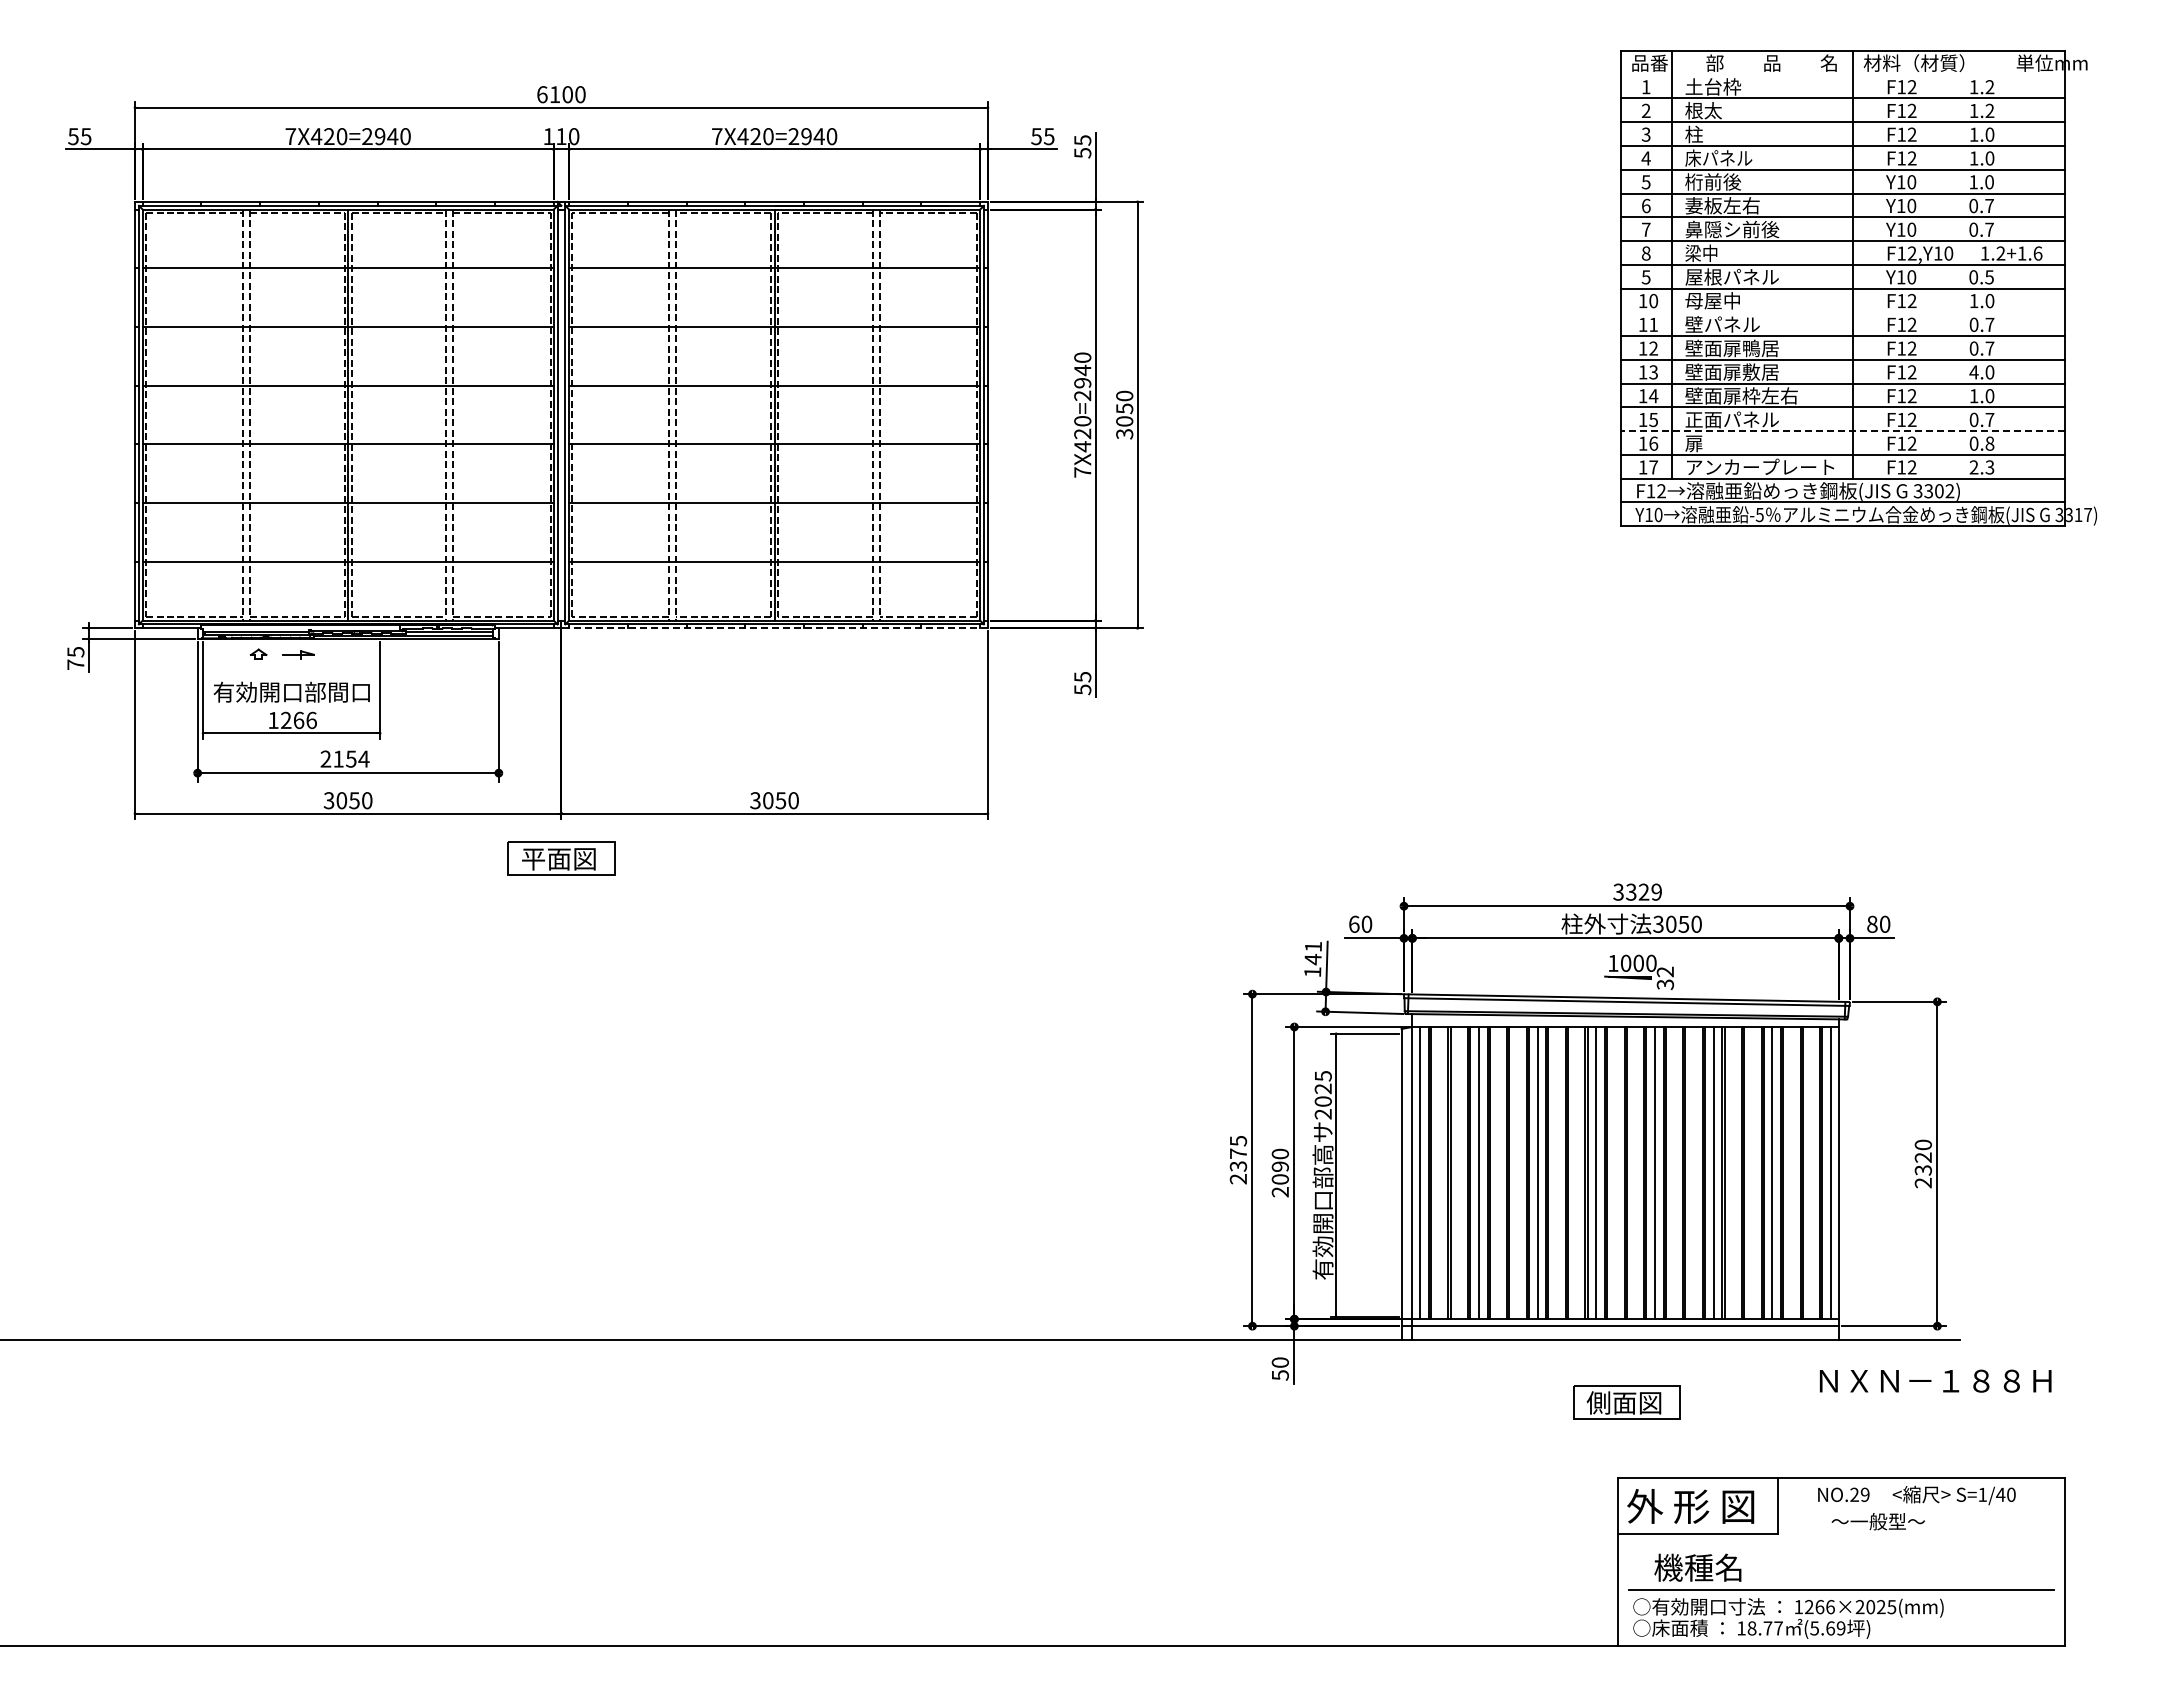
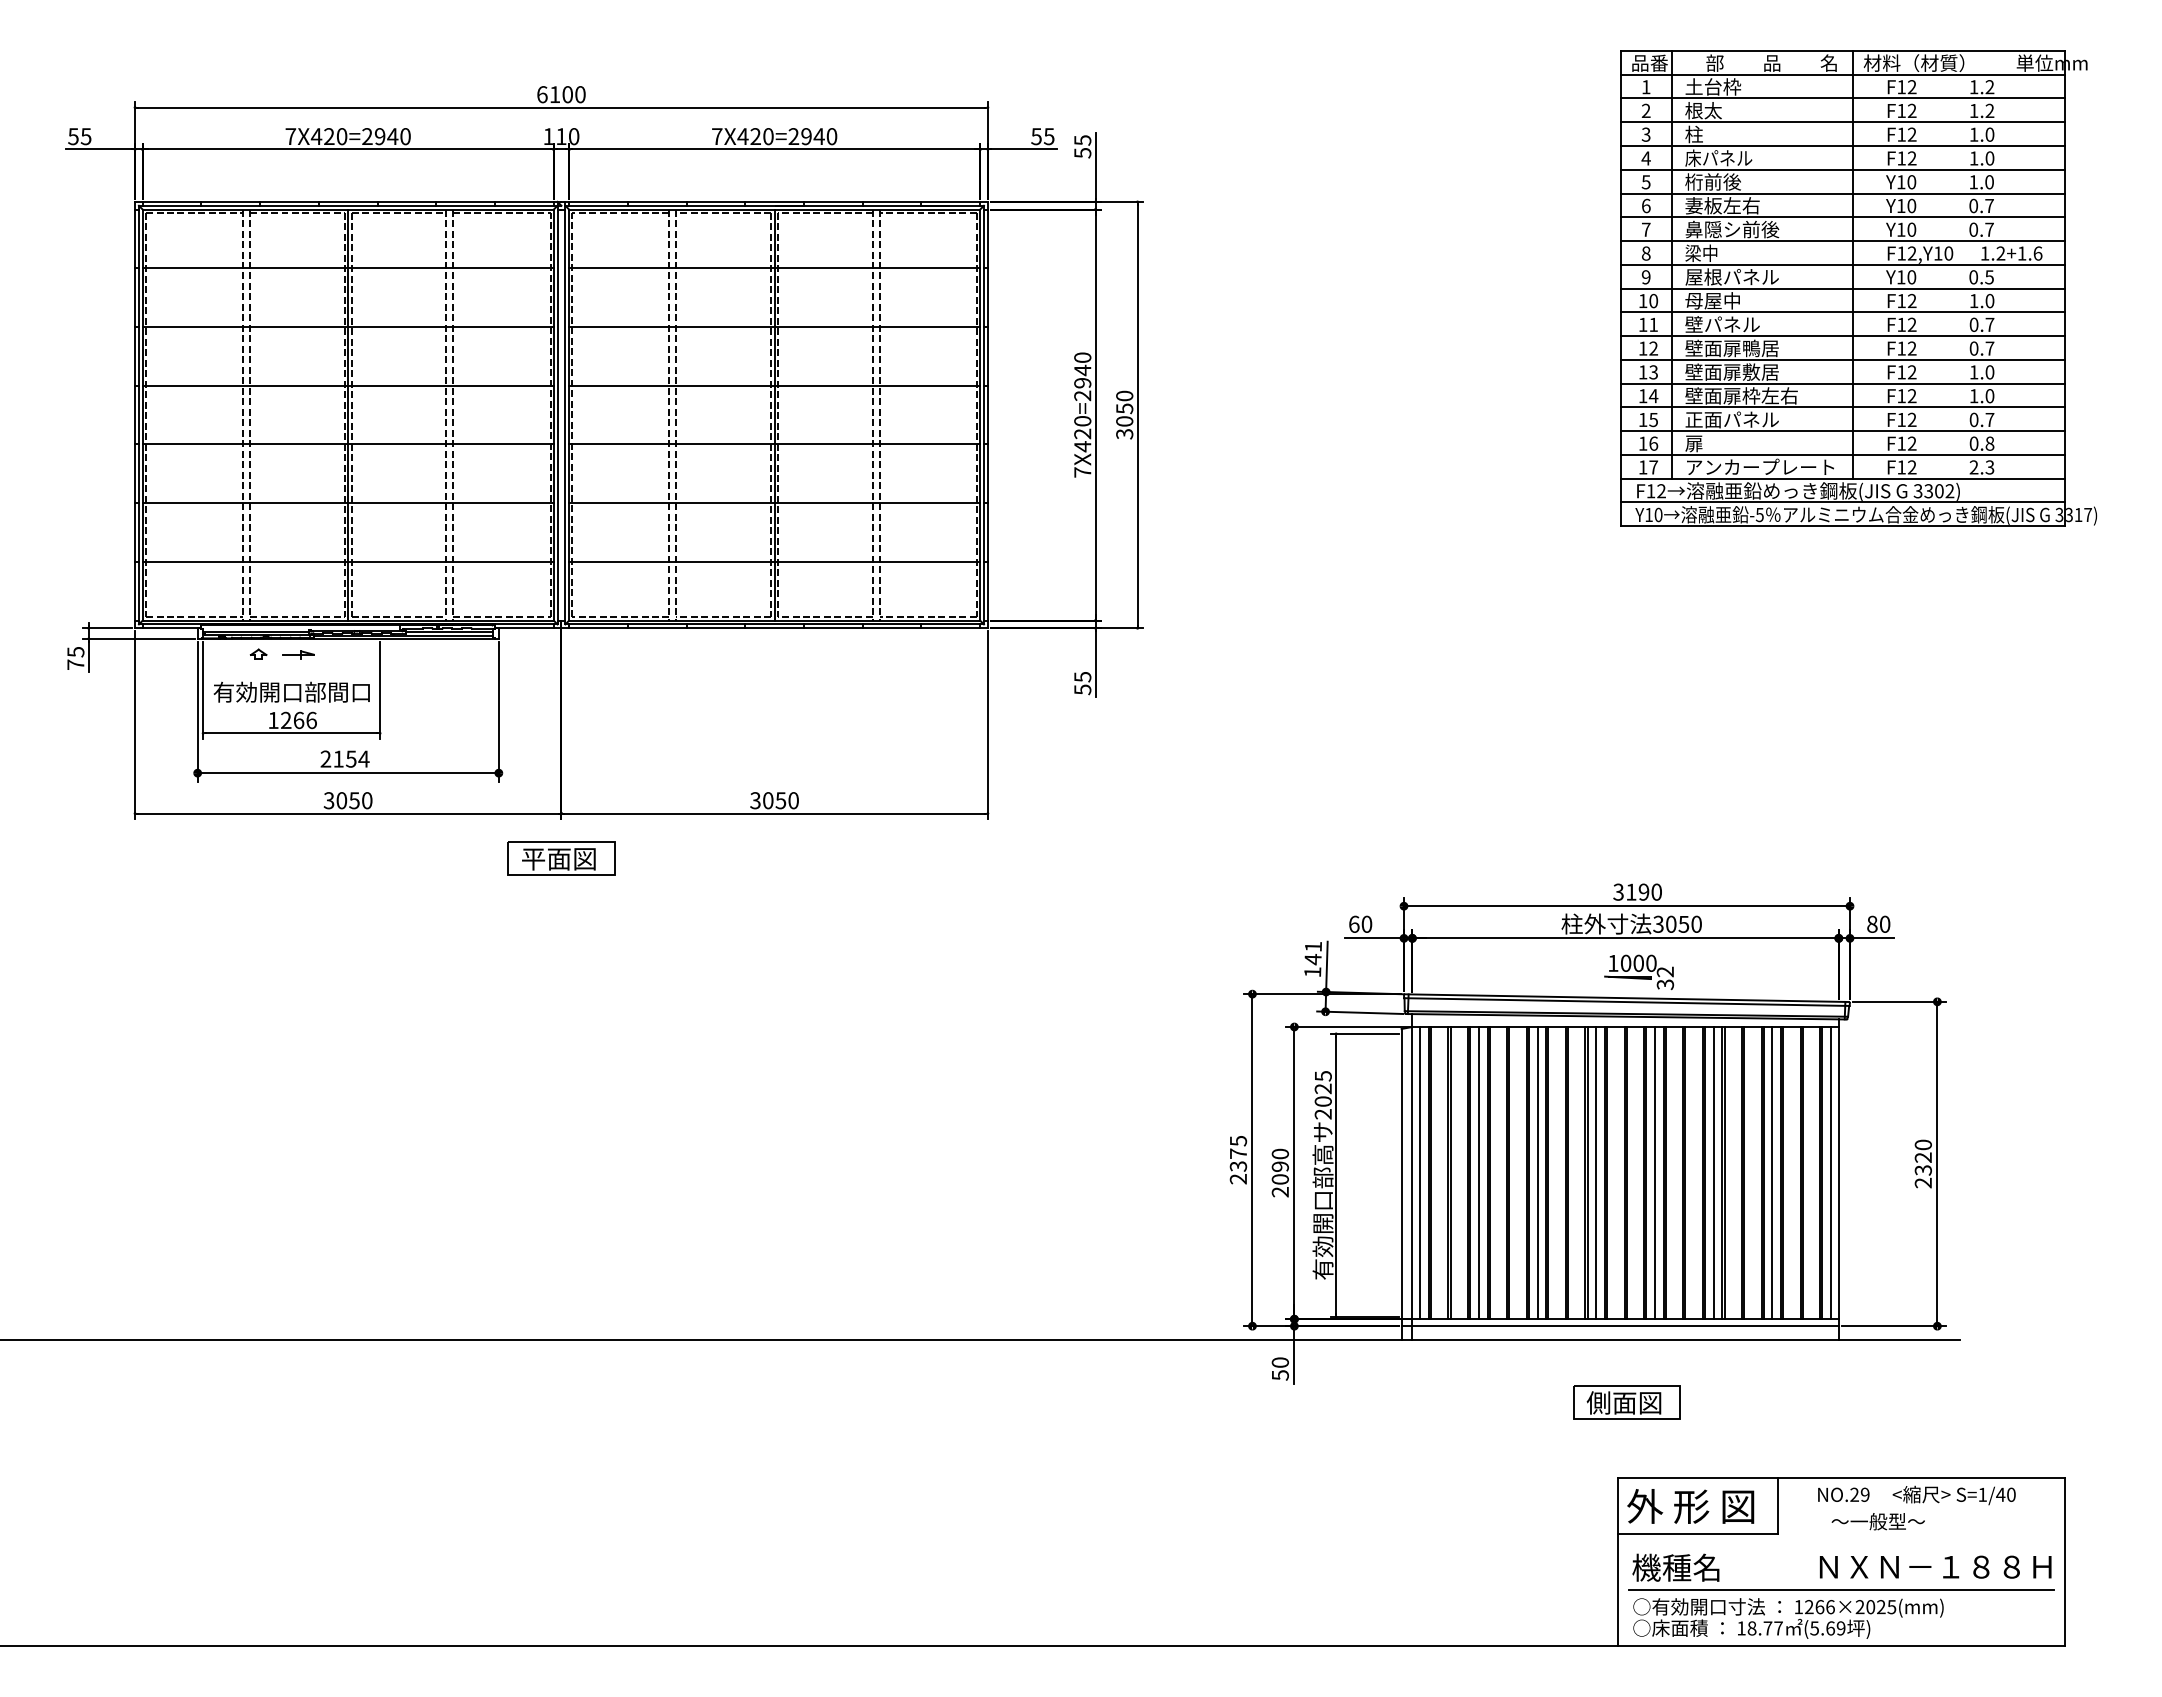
line: none -> present (1842, 74)
text: 5 -> 9 (1645, 277)
line: none -> present (1842, 312)
text: 4.0 -> 1.0 (1973, 372)
line: dashed -> solid (1842, 431)
line: dashed -> solid (778, 628)
text: 3329 -> 3190 (1643, 891)
text position: (1935, 1380) -> (1935, 1566) (1935, 1566)
text position: (1697, 1567) -> (1675, 1567) (1675, 1567)
